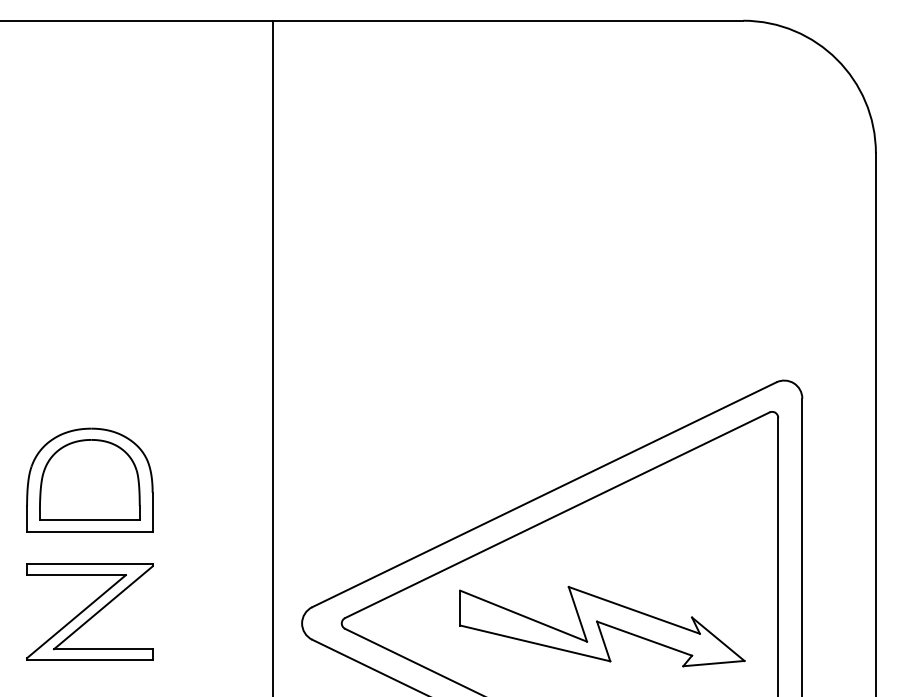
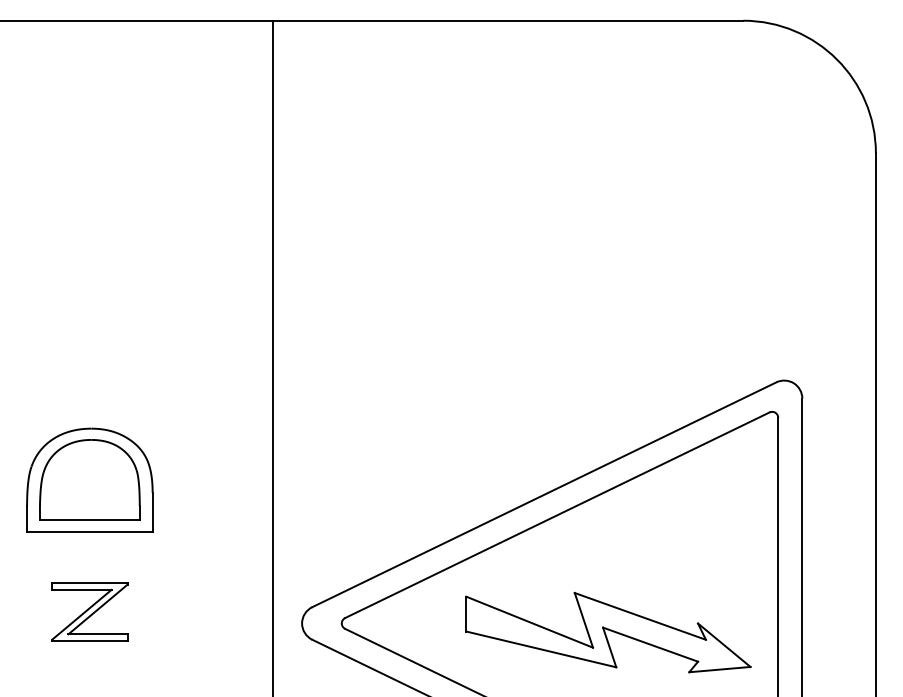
part size: 128x98 px -> 78x60 px (89, 611)
part position: (602, 626) -> (608, 632) (608, 632)
